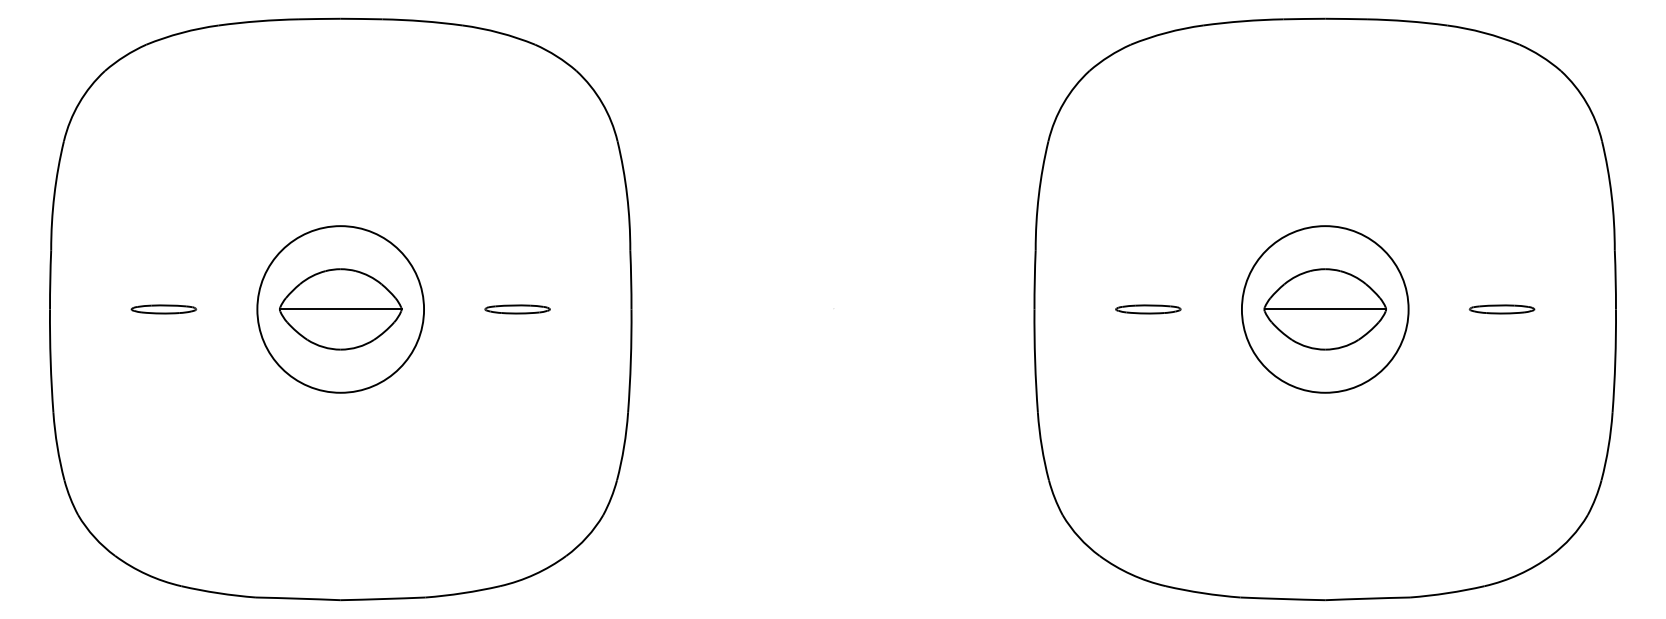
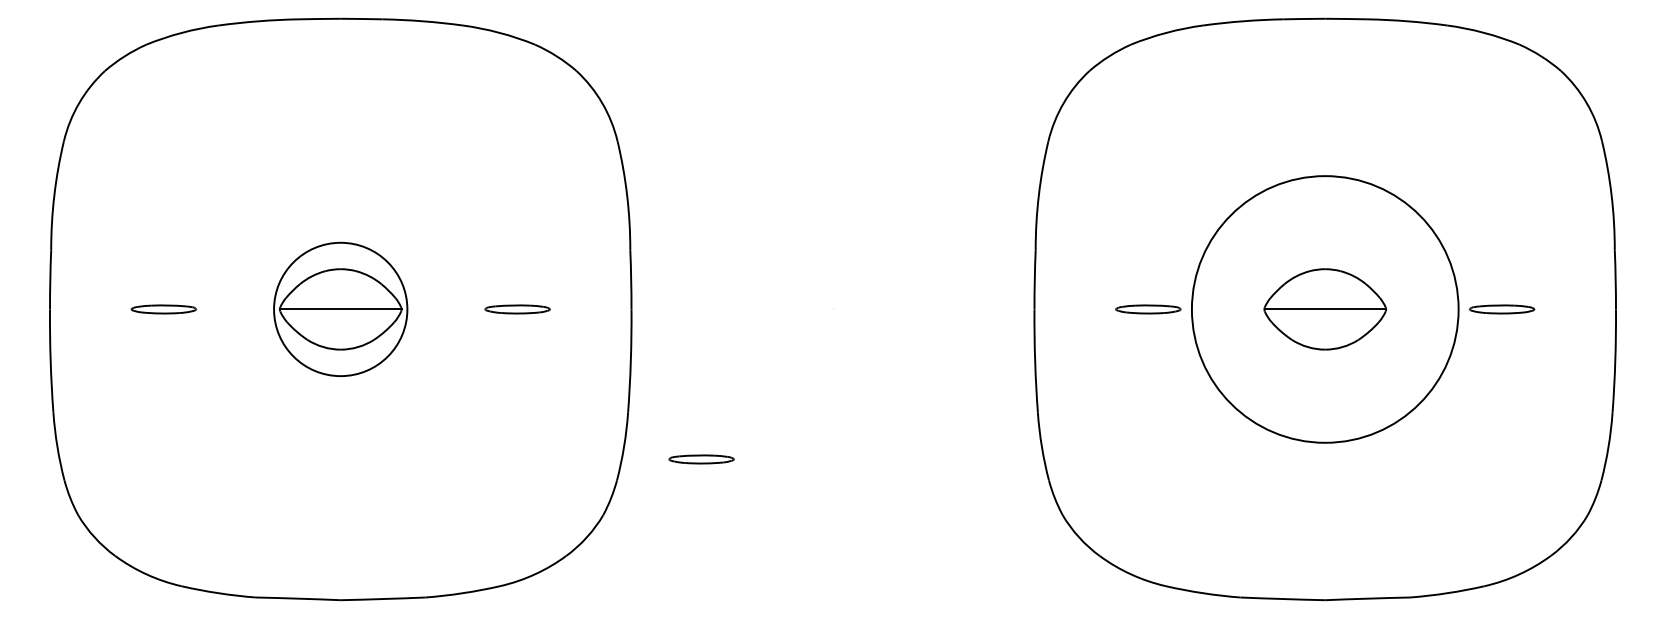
circle diameter: 167 px -> 133 px (340, 309)
circle diameter: 167 px -> 267 px (1324, 309)
part: none -> present (701, 459)
